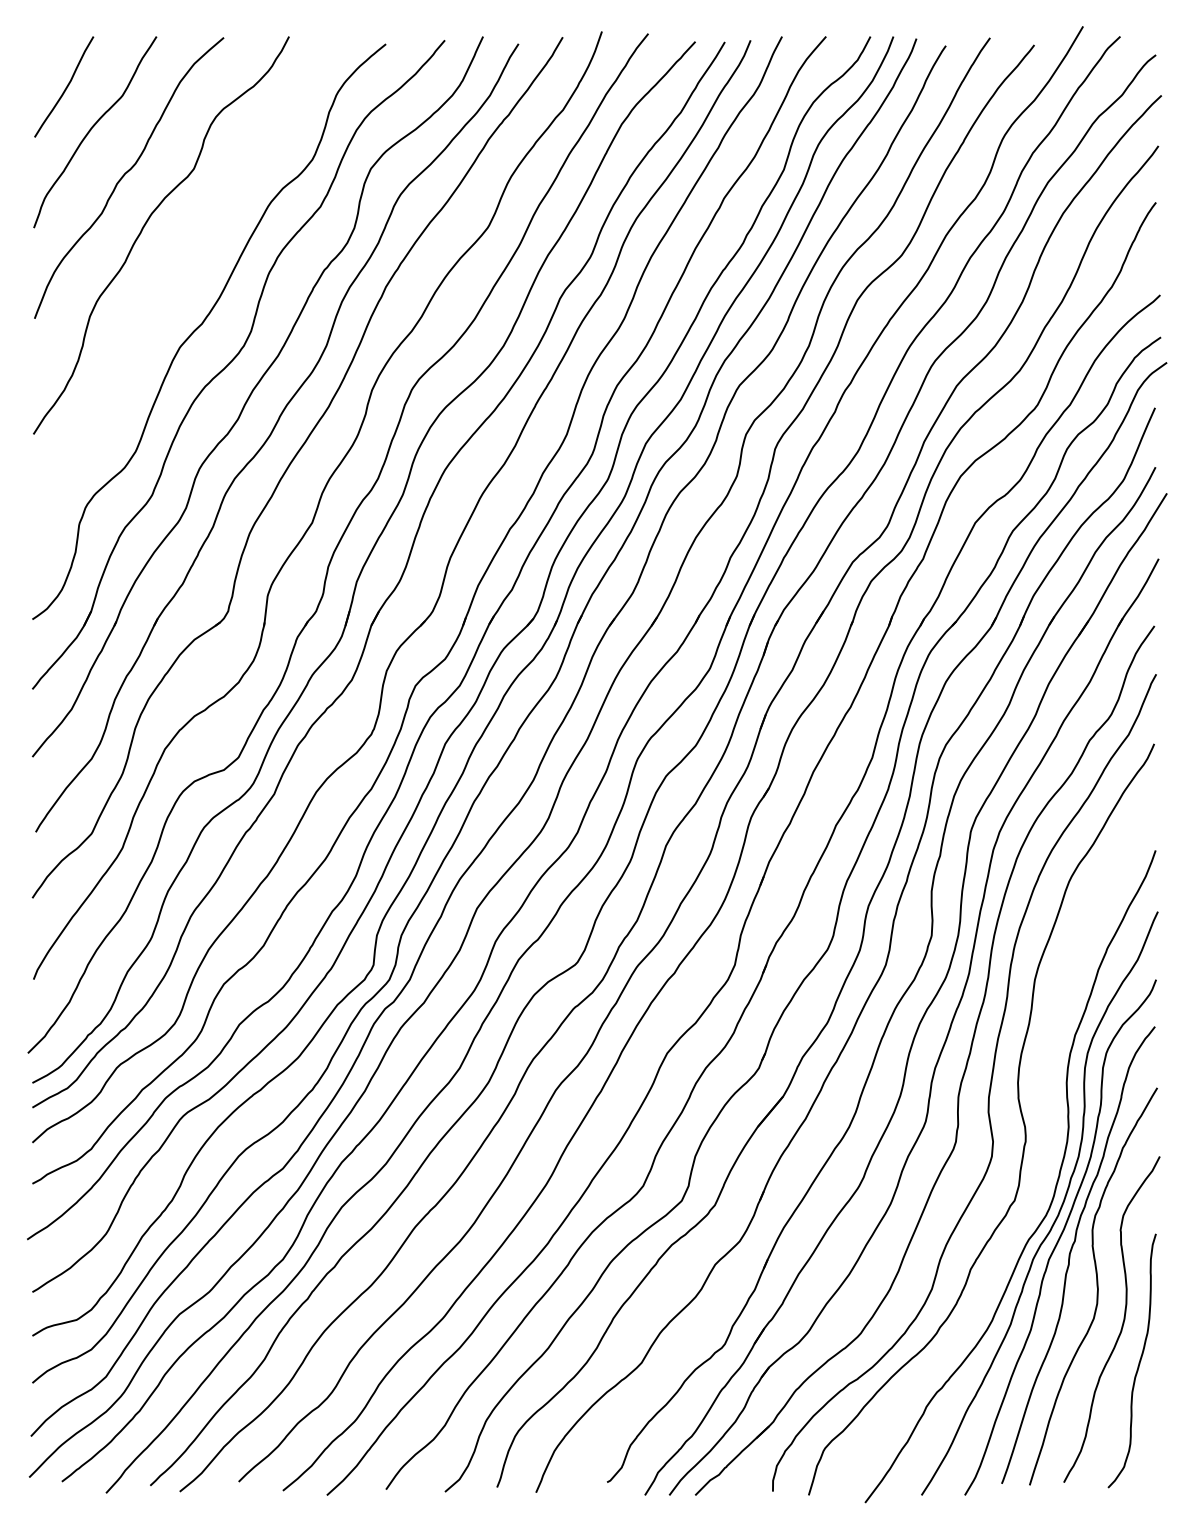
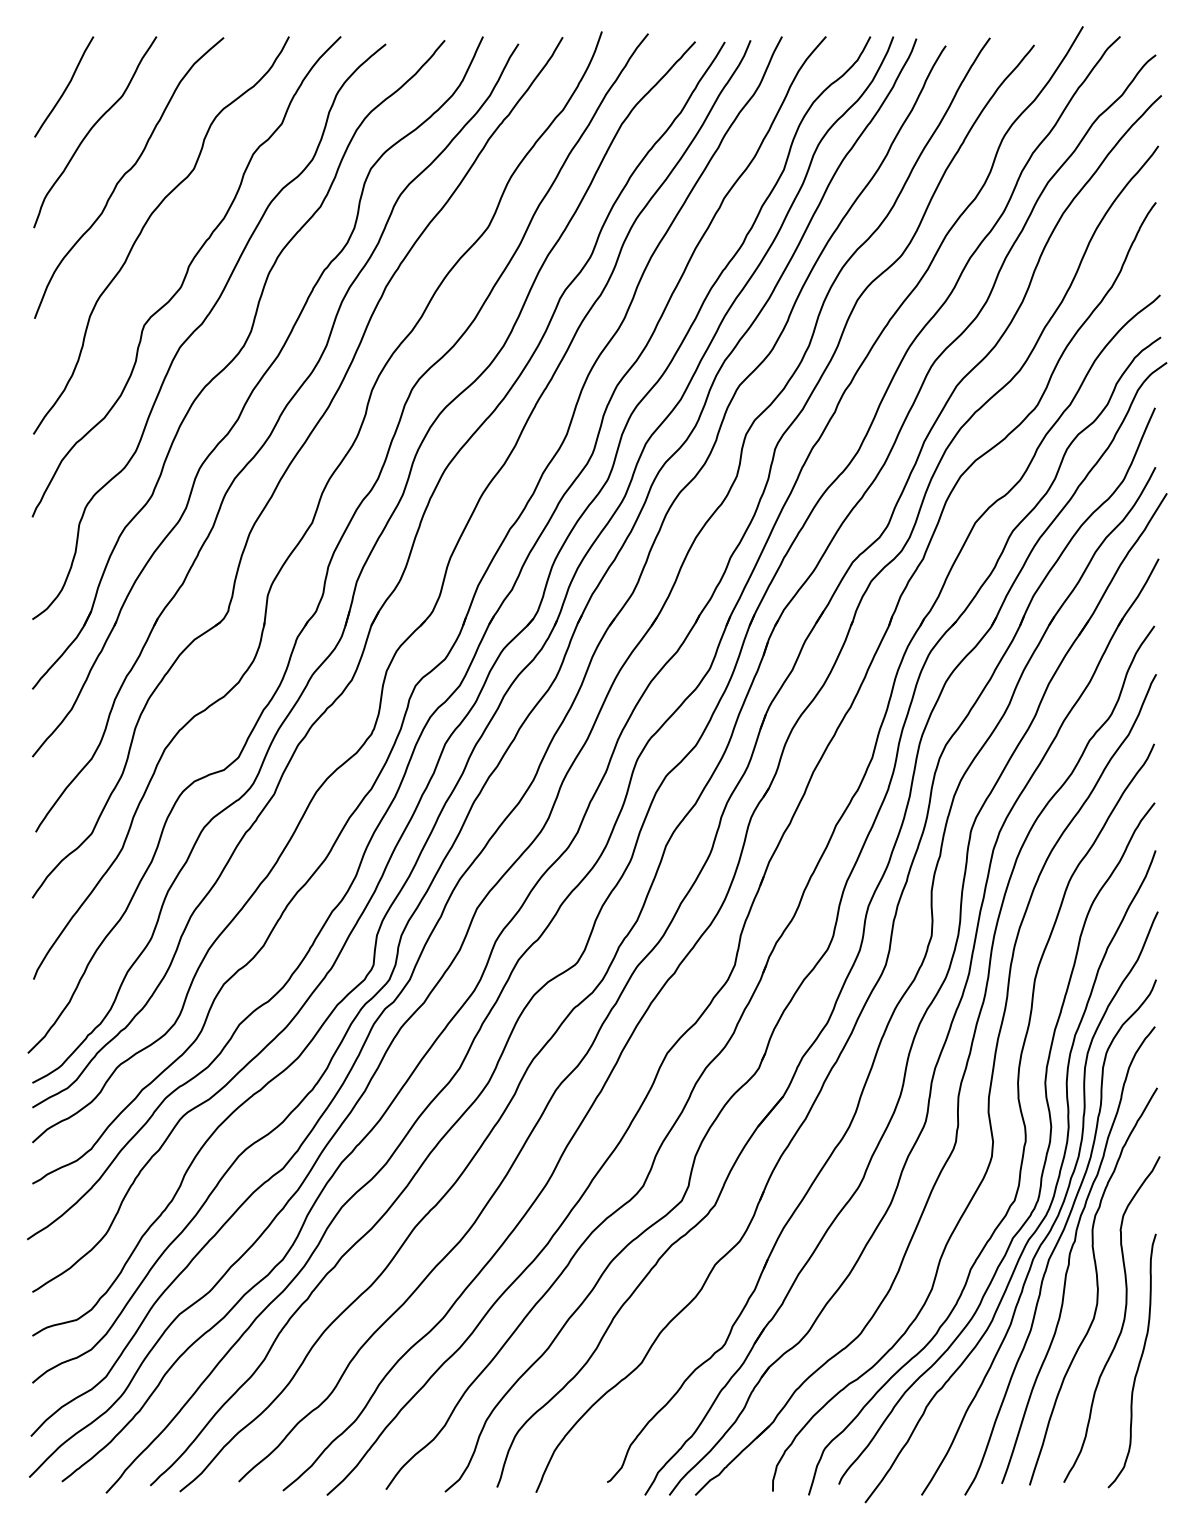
curve: none -> present (186, 276)
curve: none -> present (1045, 1154)
